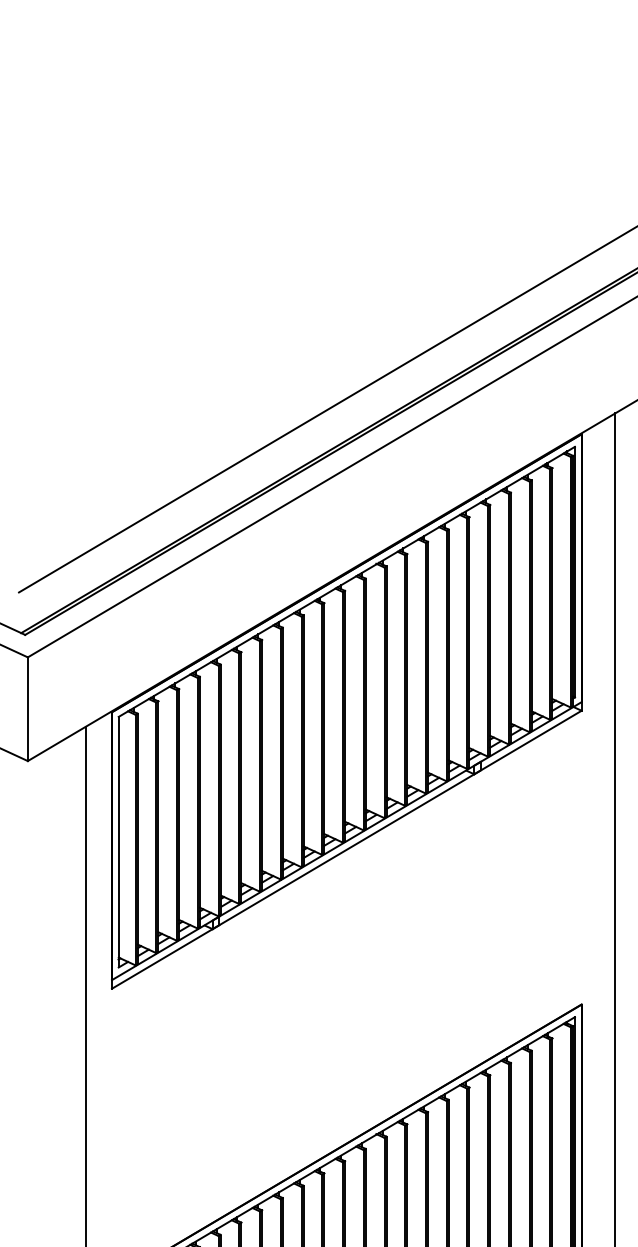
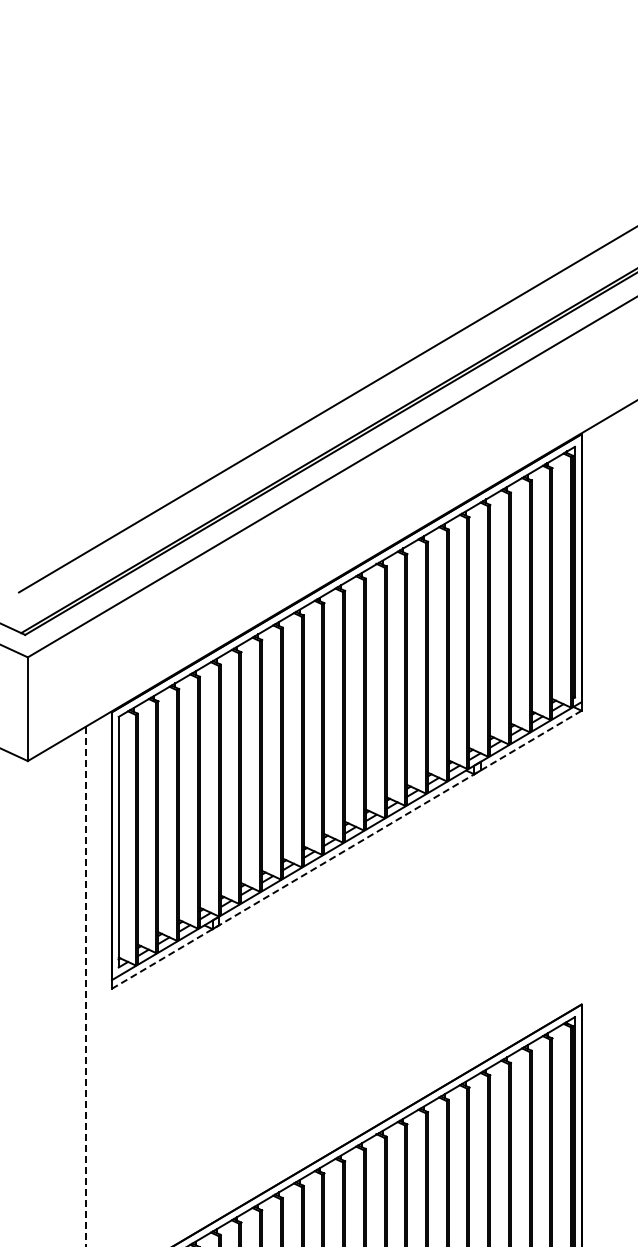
line: present -> none (615, 828)
line: solid -> dashed (346, 849)
line: solid -> dashed (86, 986)
